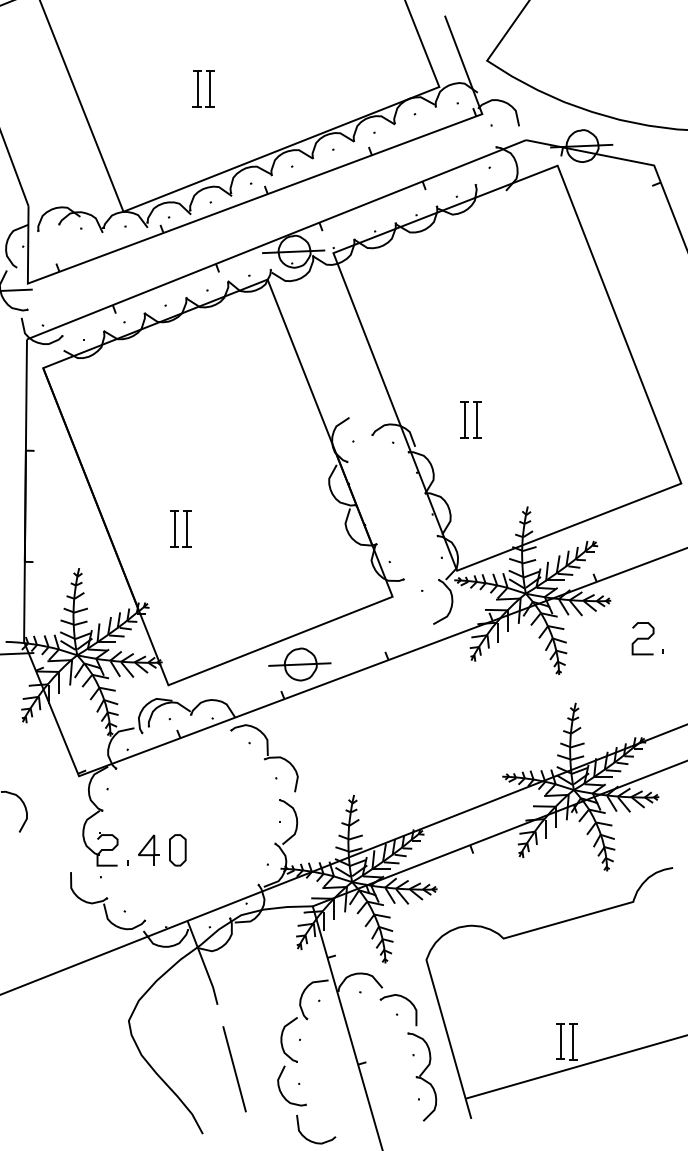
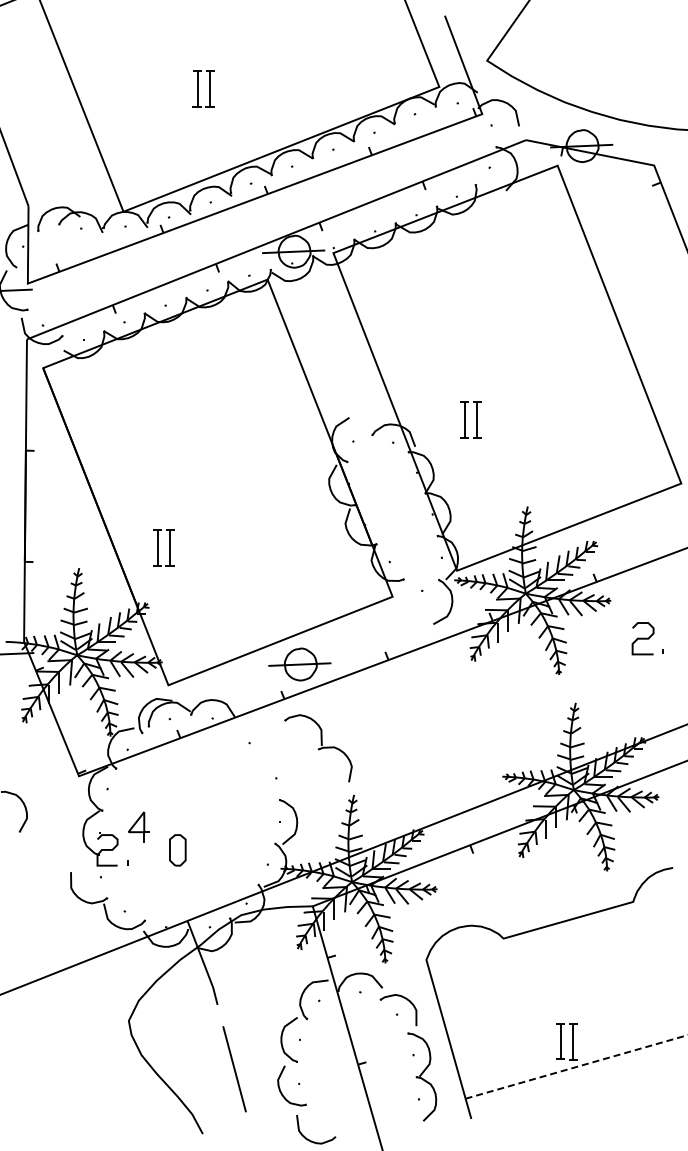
part position: (180, 528) -> (163, 547) (163, 547)
part position: (264, 758) -> (318, 748) (318, 748)
part position: (148, 849) -> (138, 826) (138, 826)
line: solid -> dashed (576, 1067)
